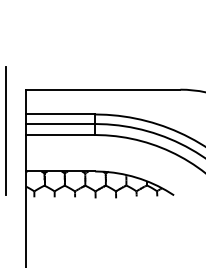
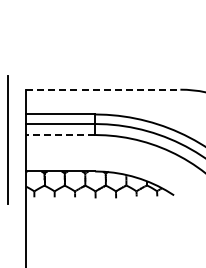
line: solid -> dashed (103, 89)
line position: (5, 130) -> (7, 139) (7, 139)
line: solid -> dashed (60, 135)
